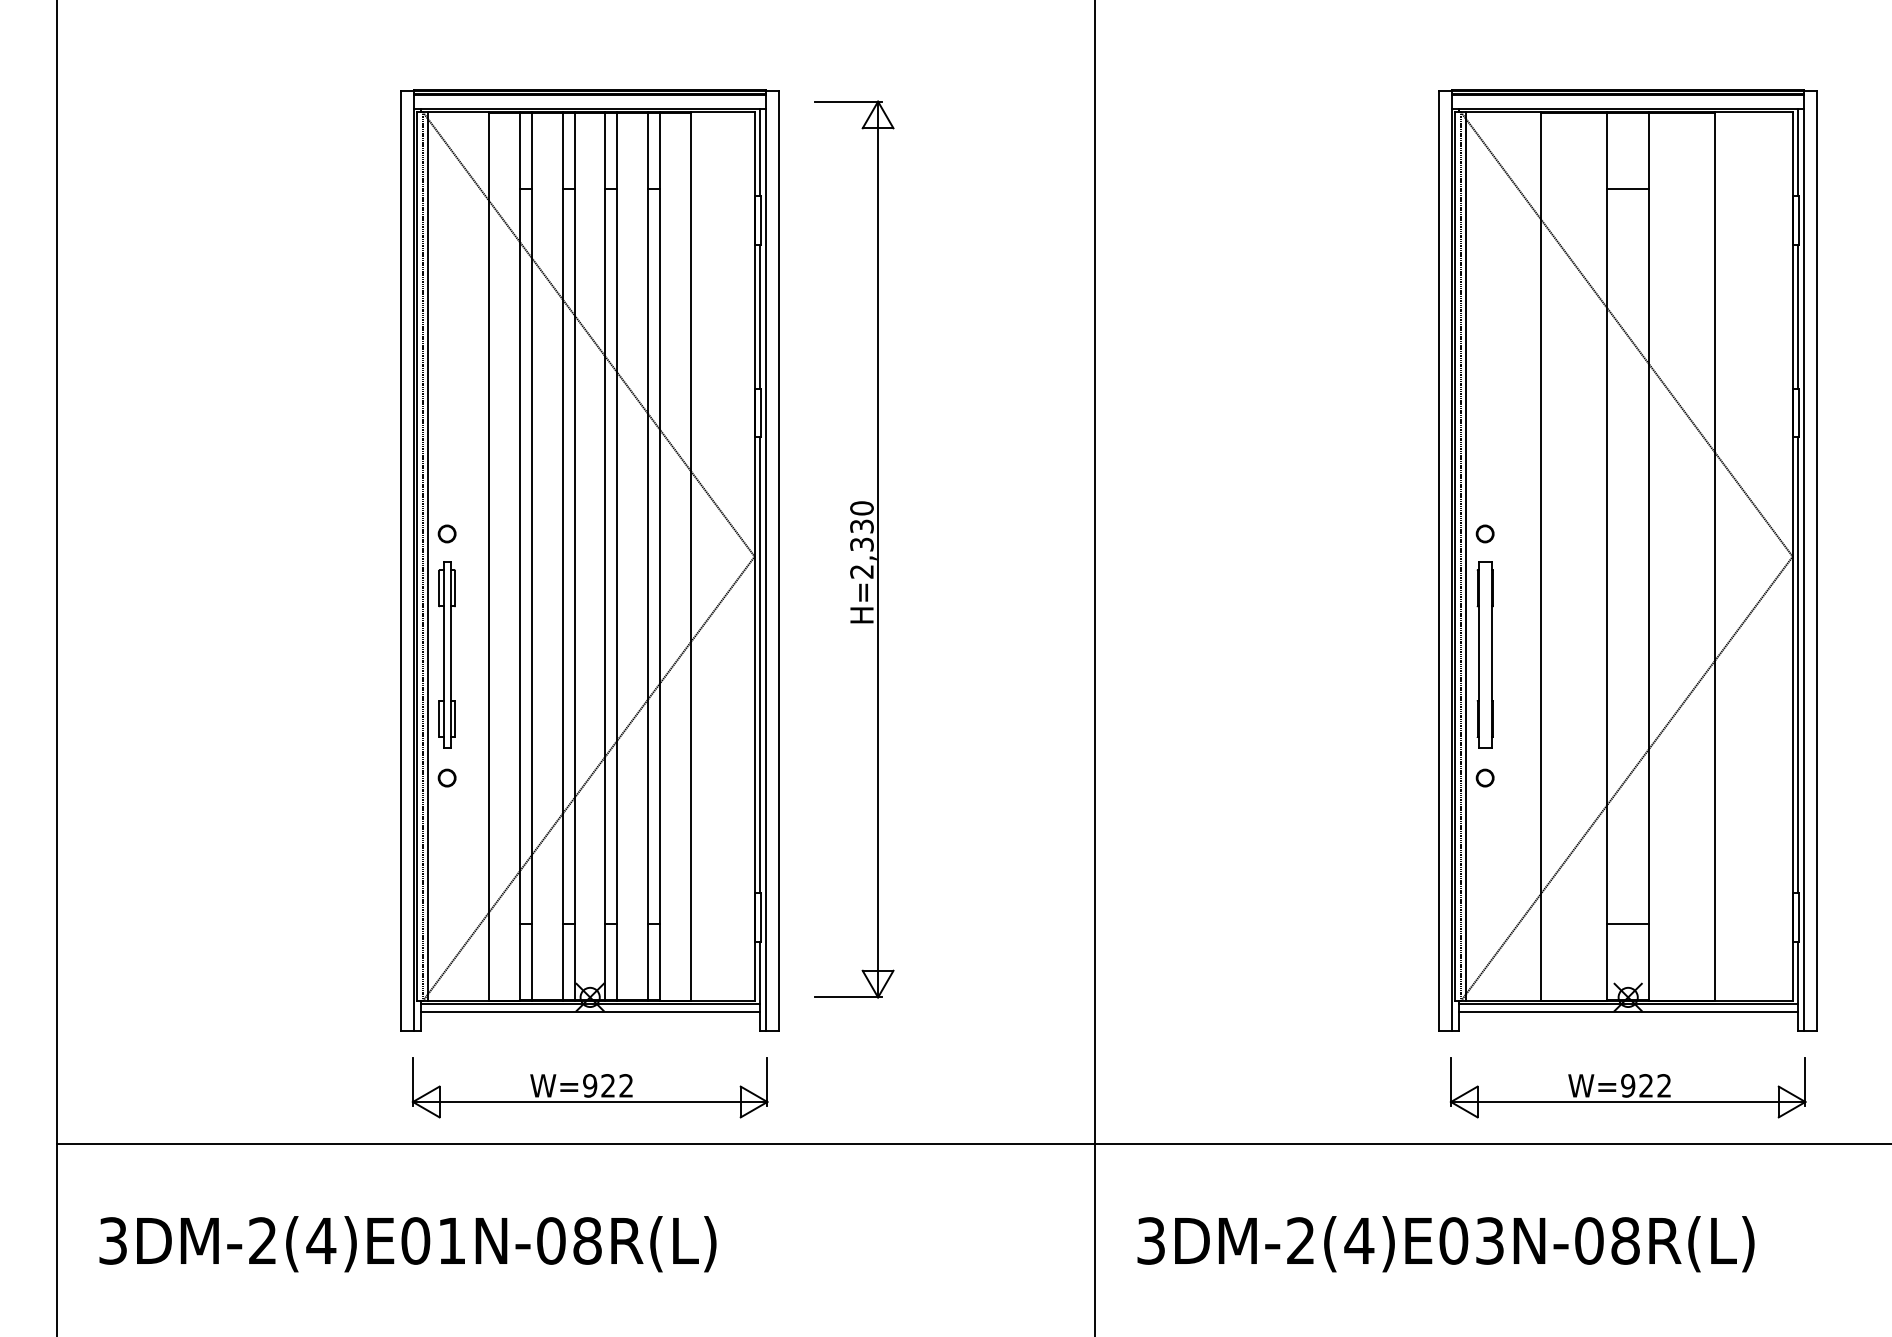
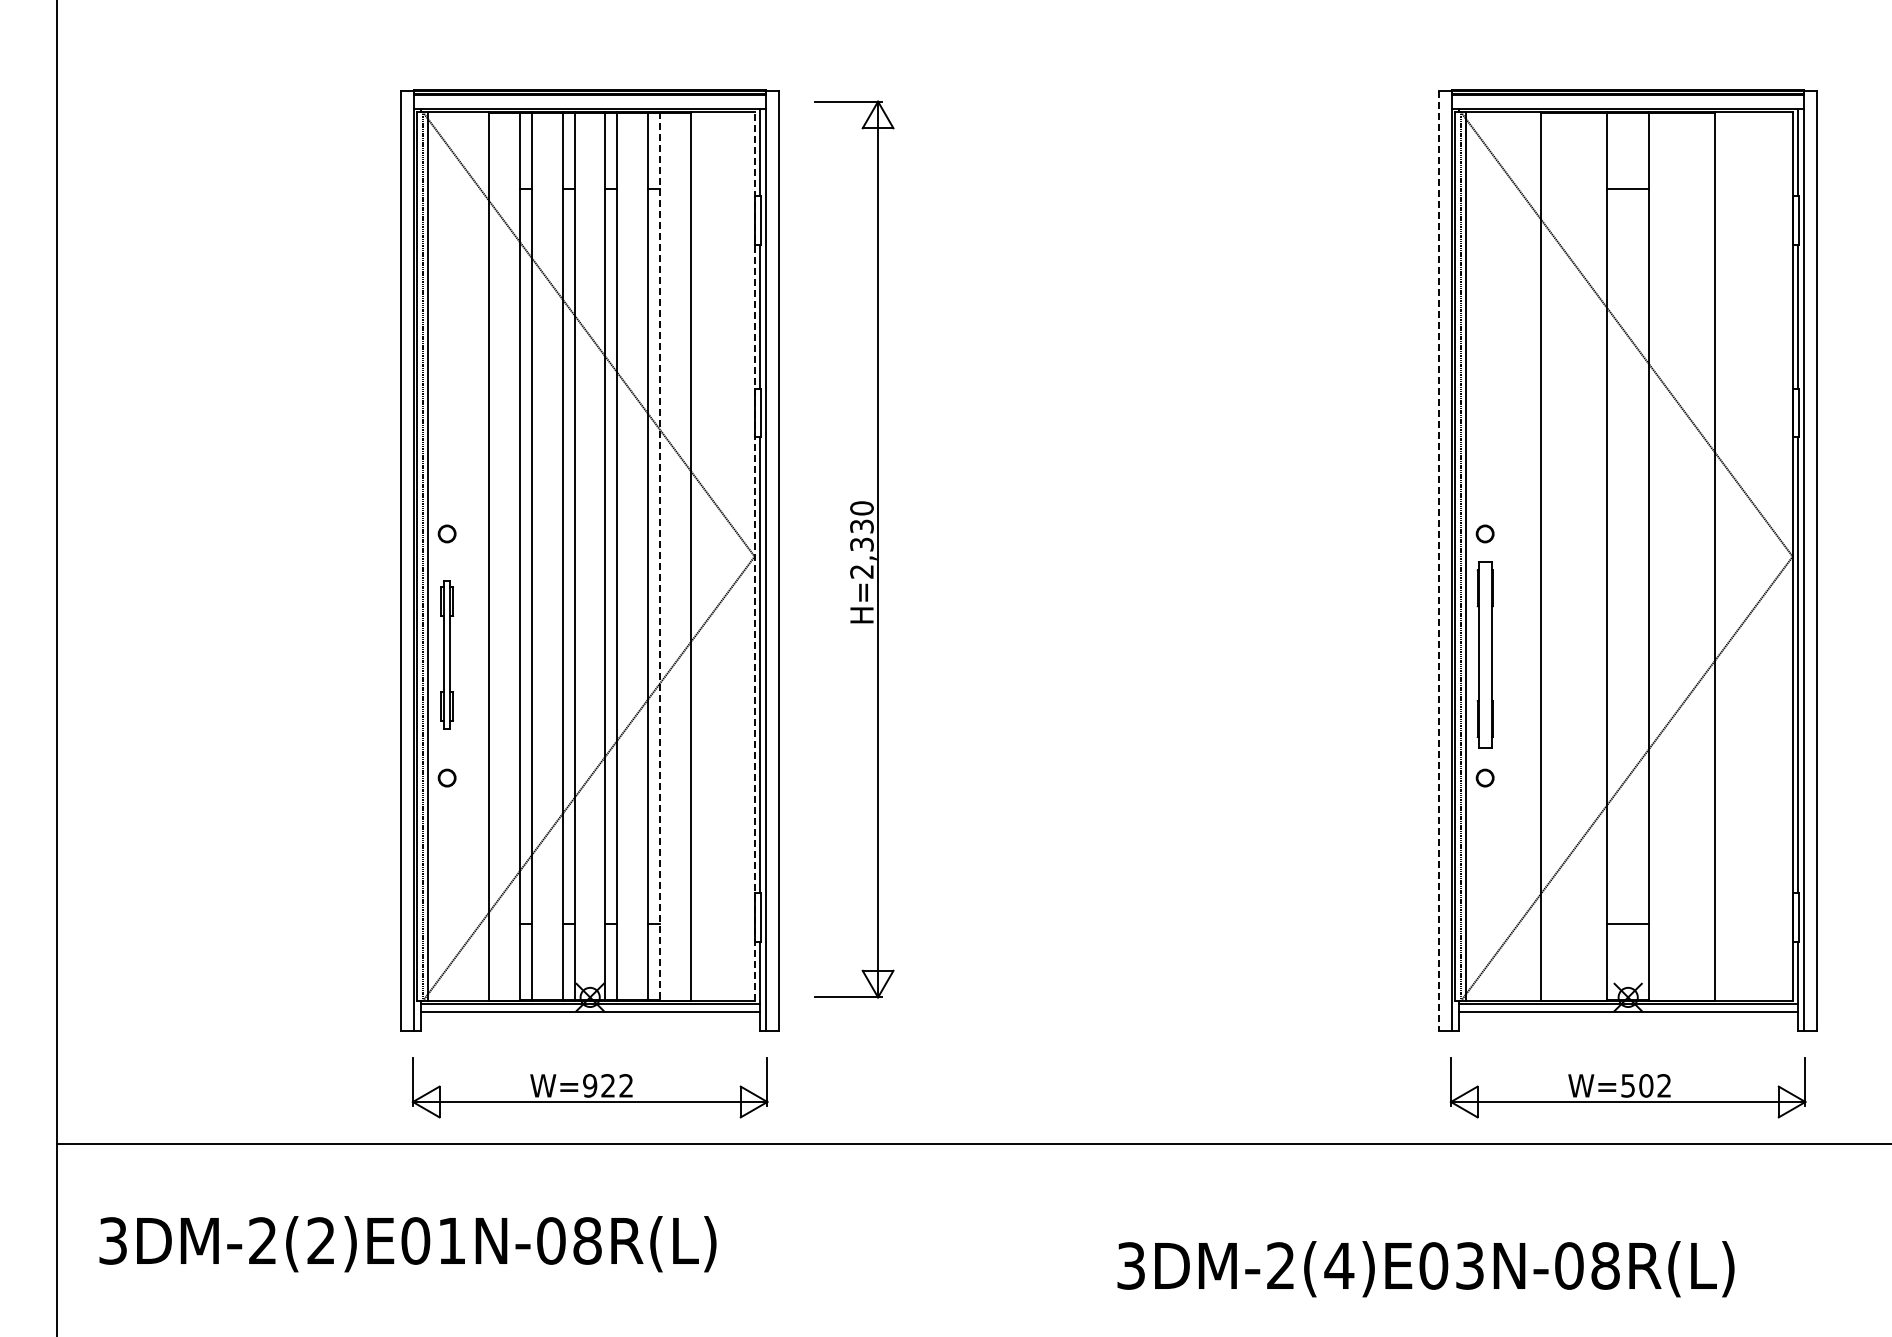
line: solid -> dashed (754, 556)
line: solid -> dashed (660, 557)
line: solid -> dashed (1439, 560)
part size: 18x188 px -> 14x150 px (446, 654)
line: present -> none (1094, 667)
text: W=922 -> W=502 (1637, 1085)
text: 3DM-2(4)E01N-08R(L) -> 3DM-2(2)E01N-08R(L) (321, 1240)
text position: (1445, 1244) -> (1425, 1269) (1425, 1269)
